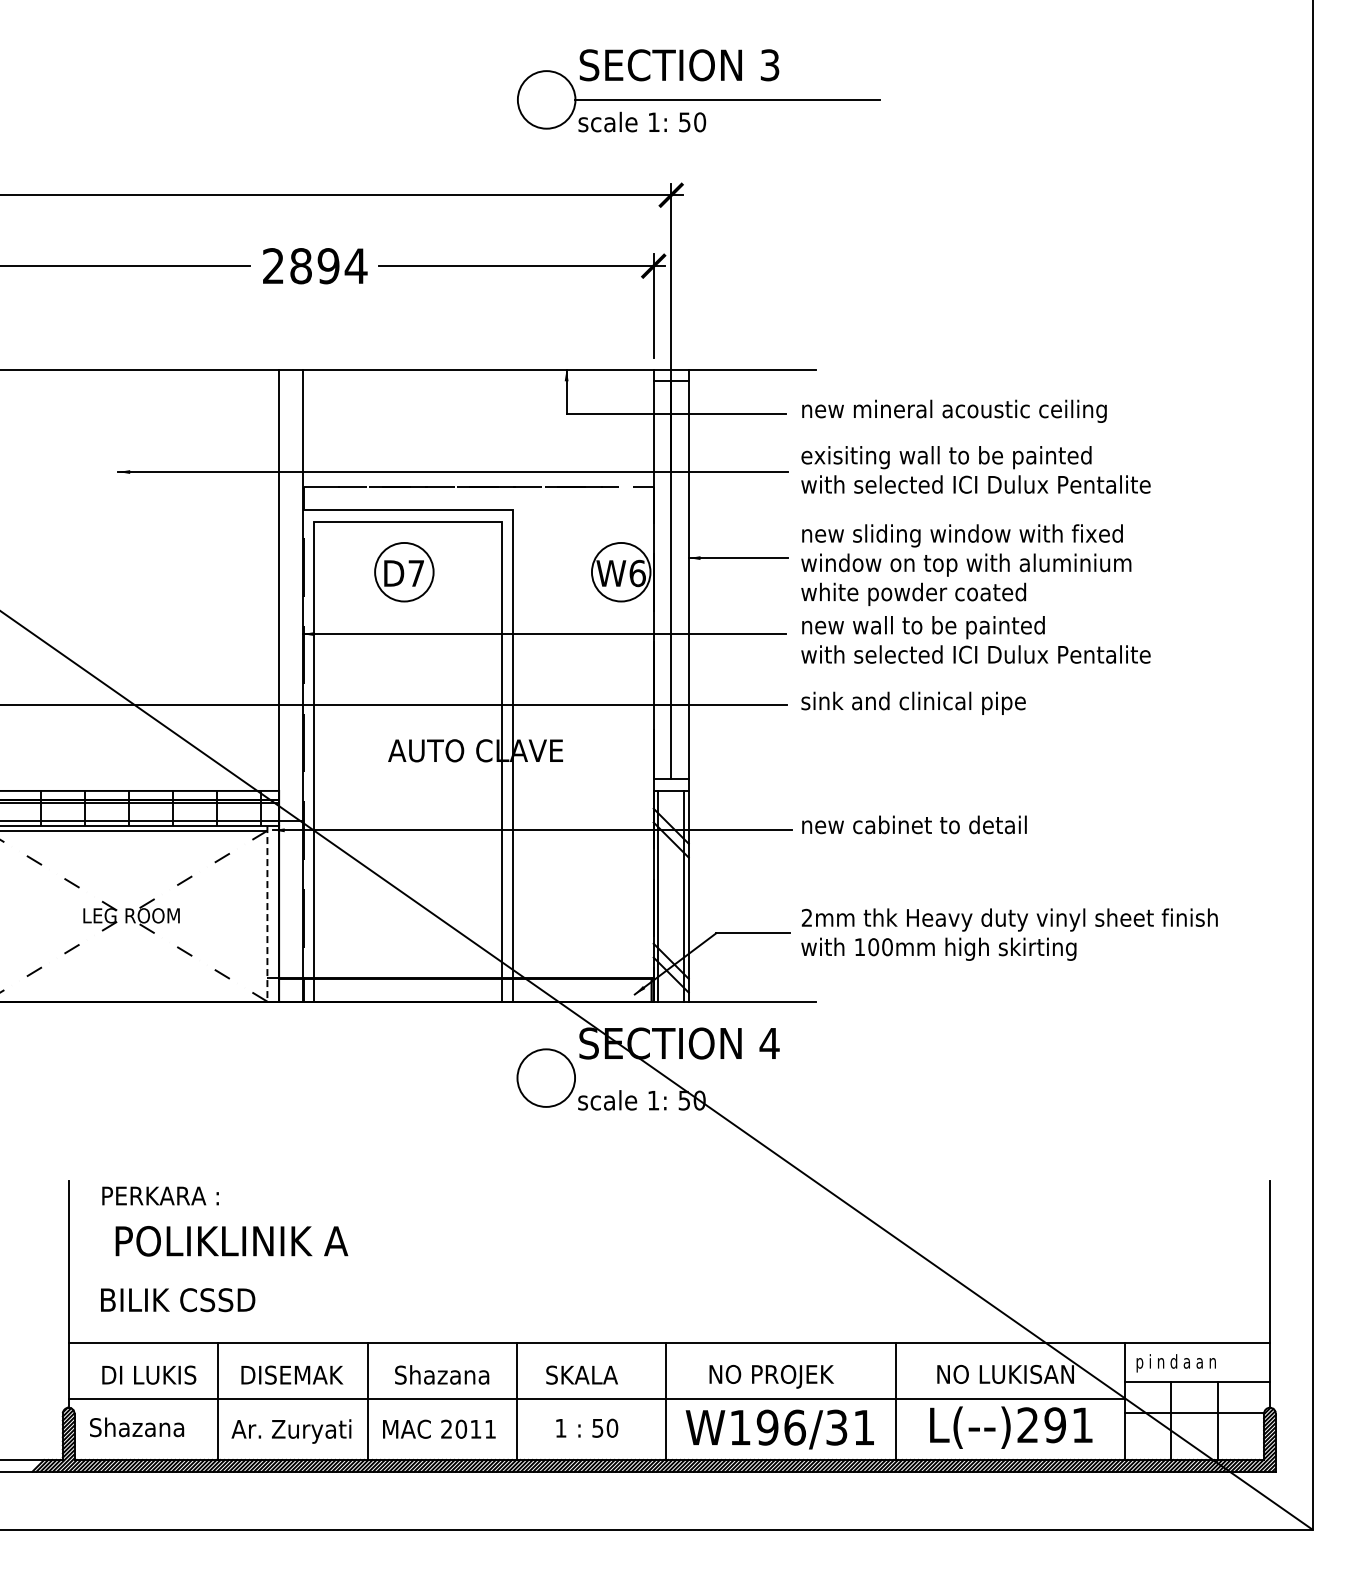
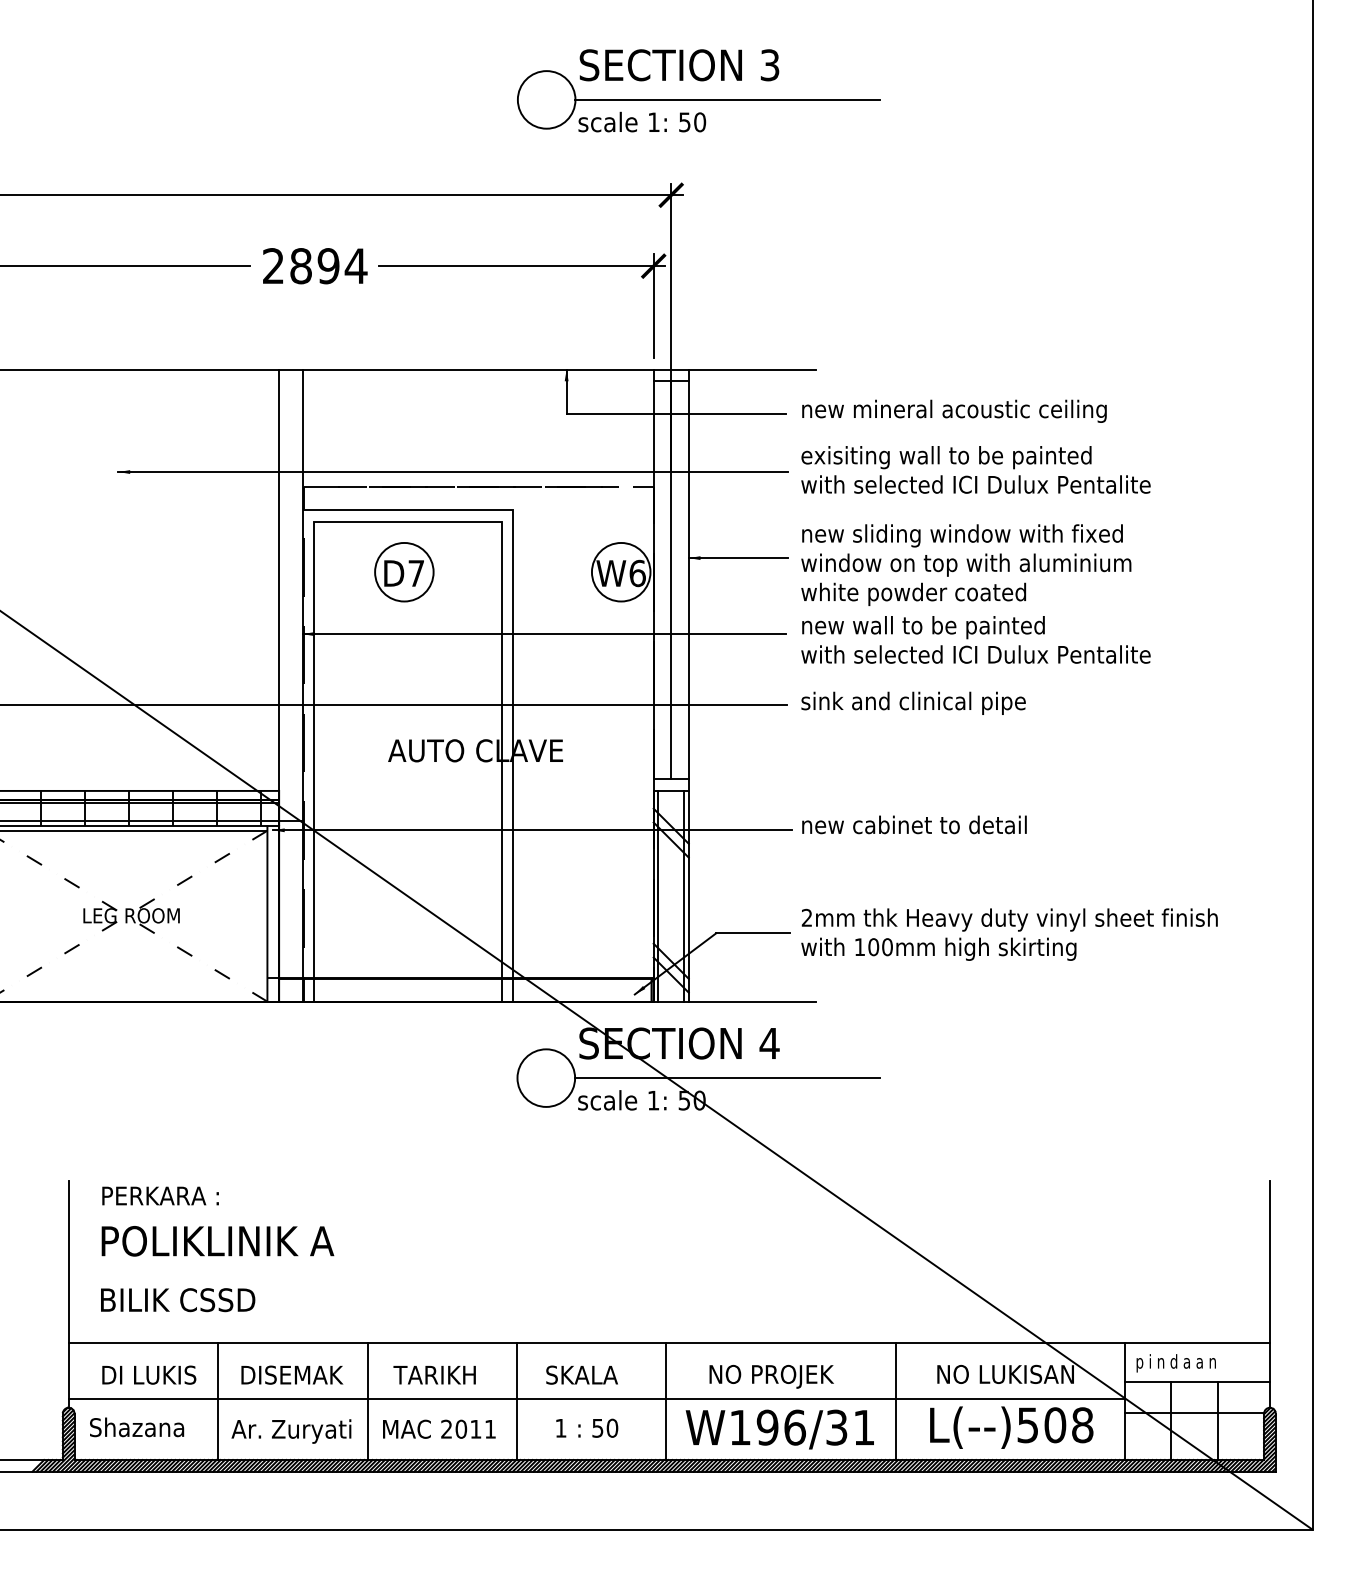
line: dashed -> solid (267, 913)
line: none -> present (727, 1078)
text position: (231, 1241) -> (217, 1241) (217, 1241)
text: Shazana -> TARIKH (441, 1374)
text: L(--)291 -> L(--)508 (1055, 1425)
